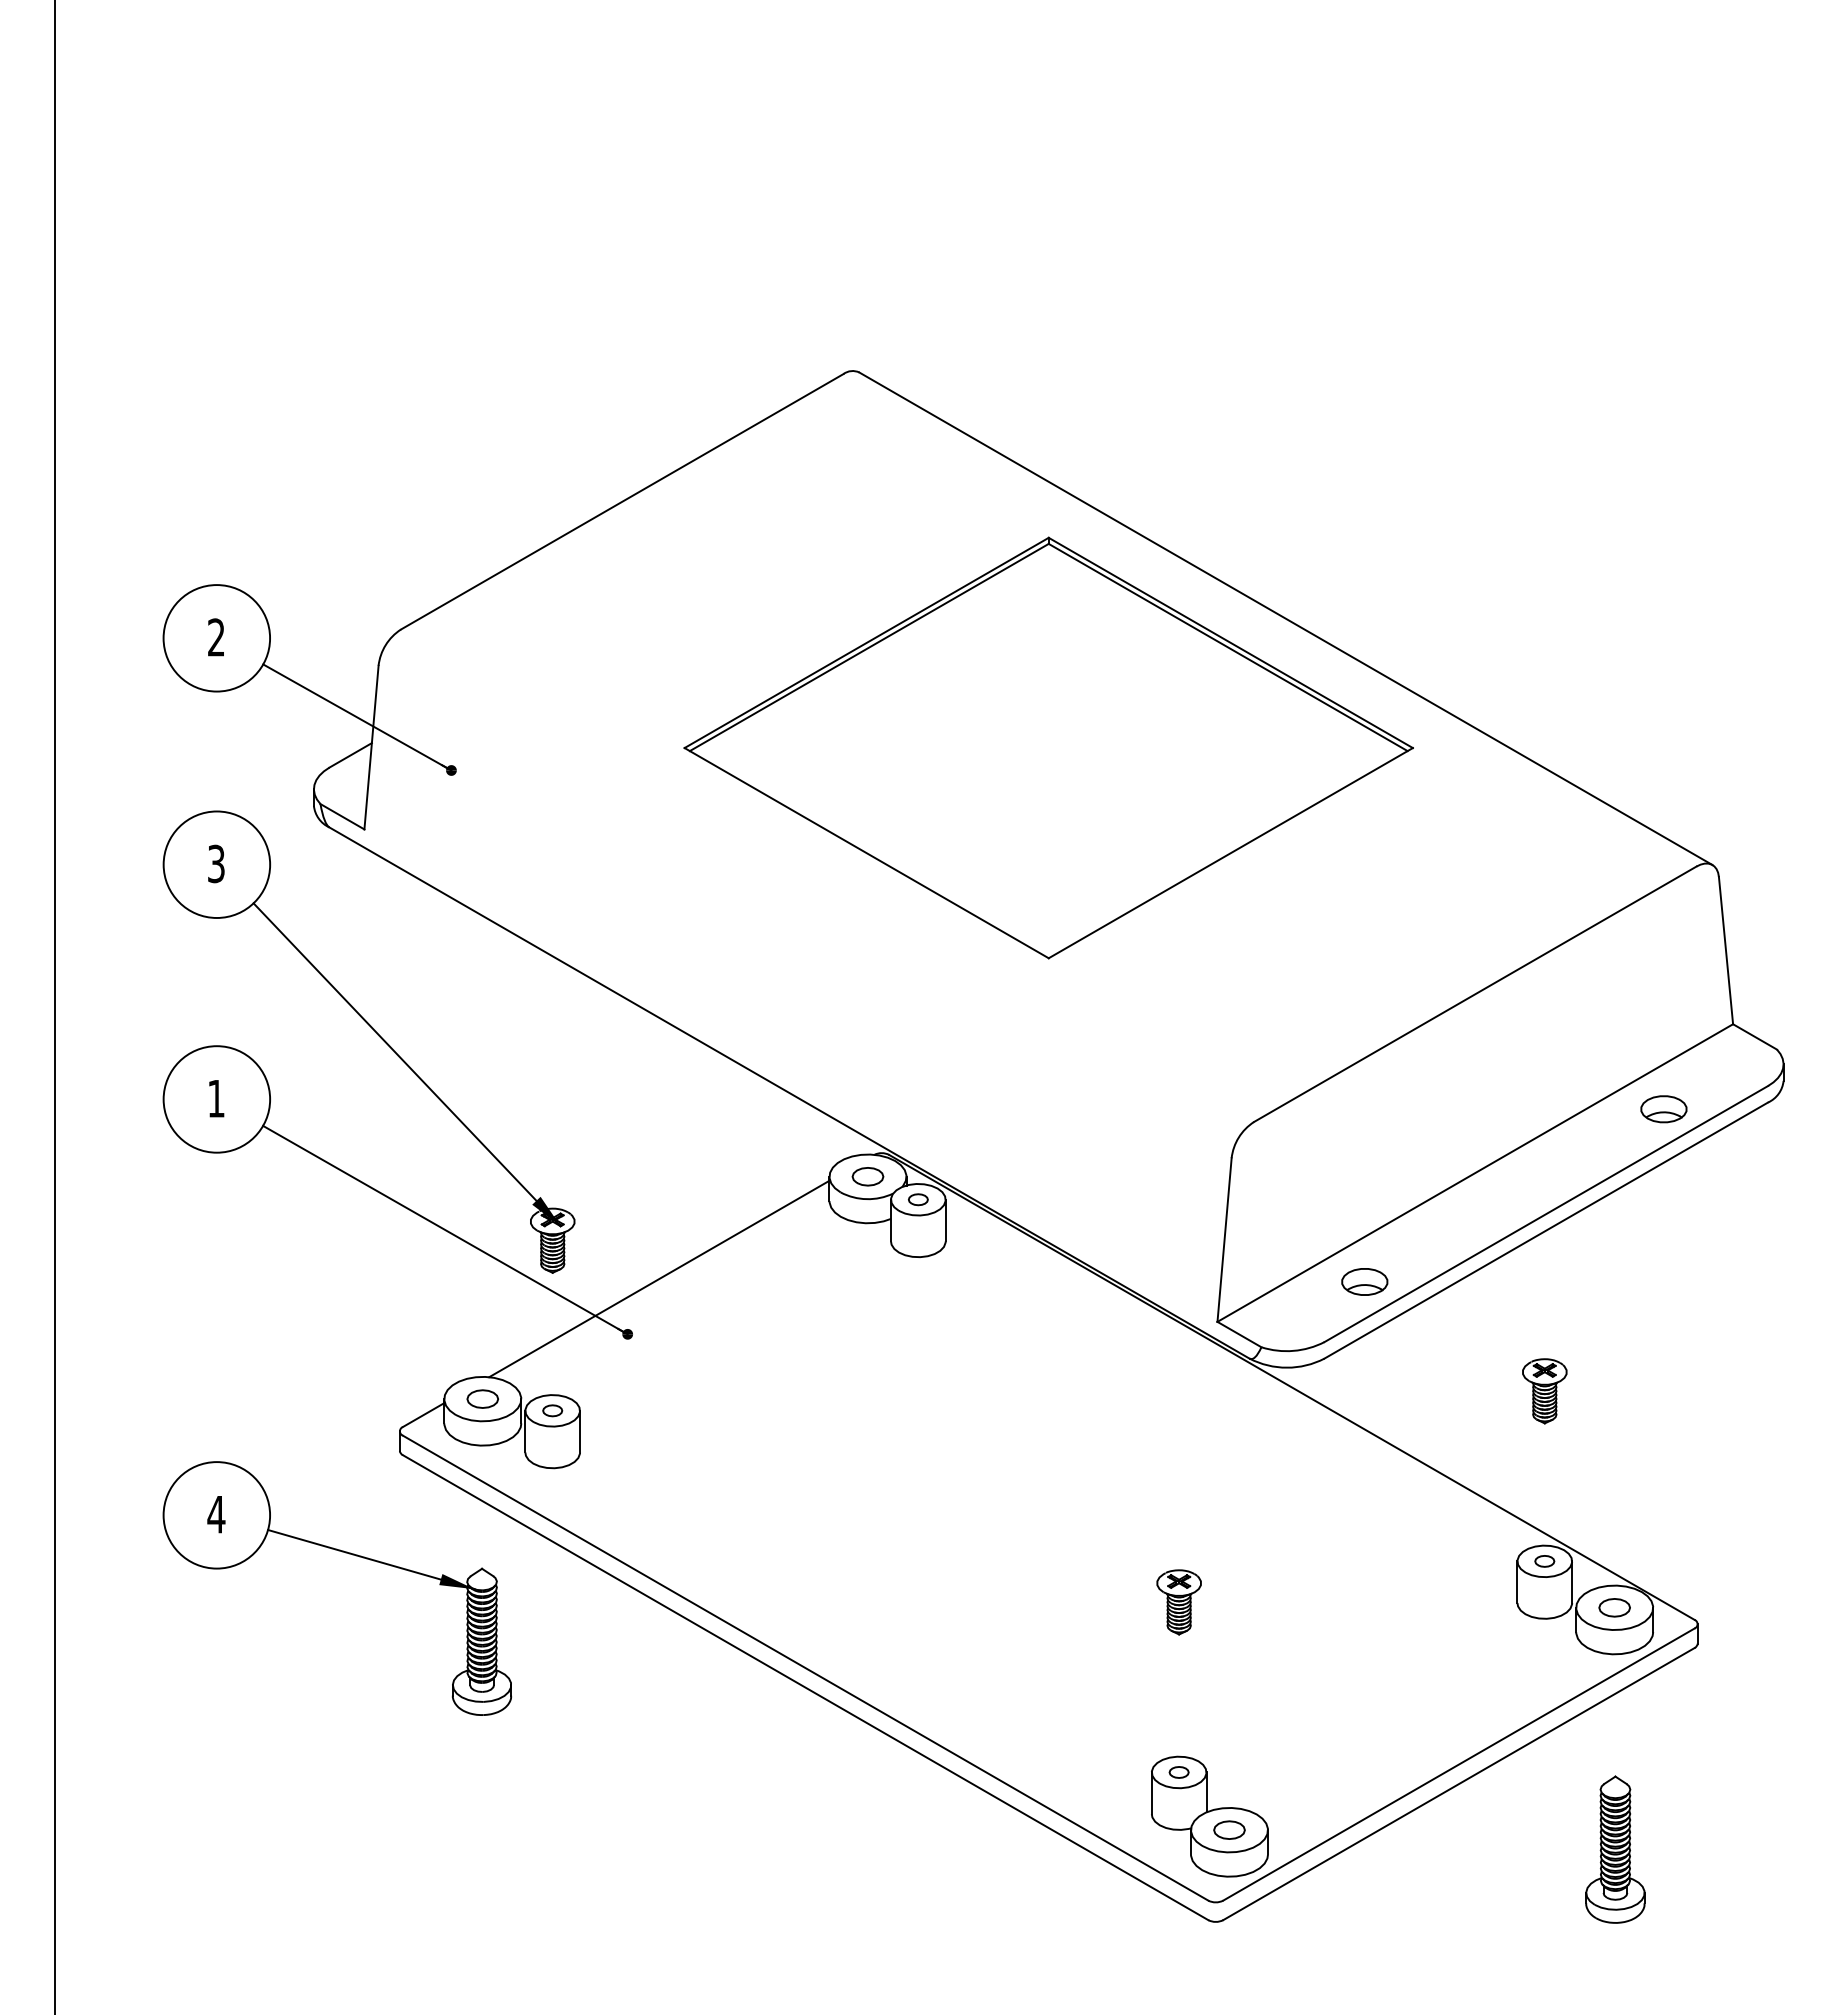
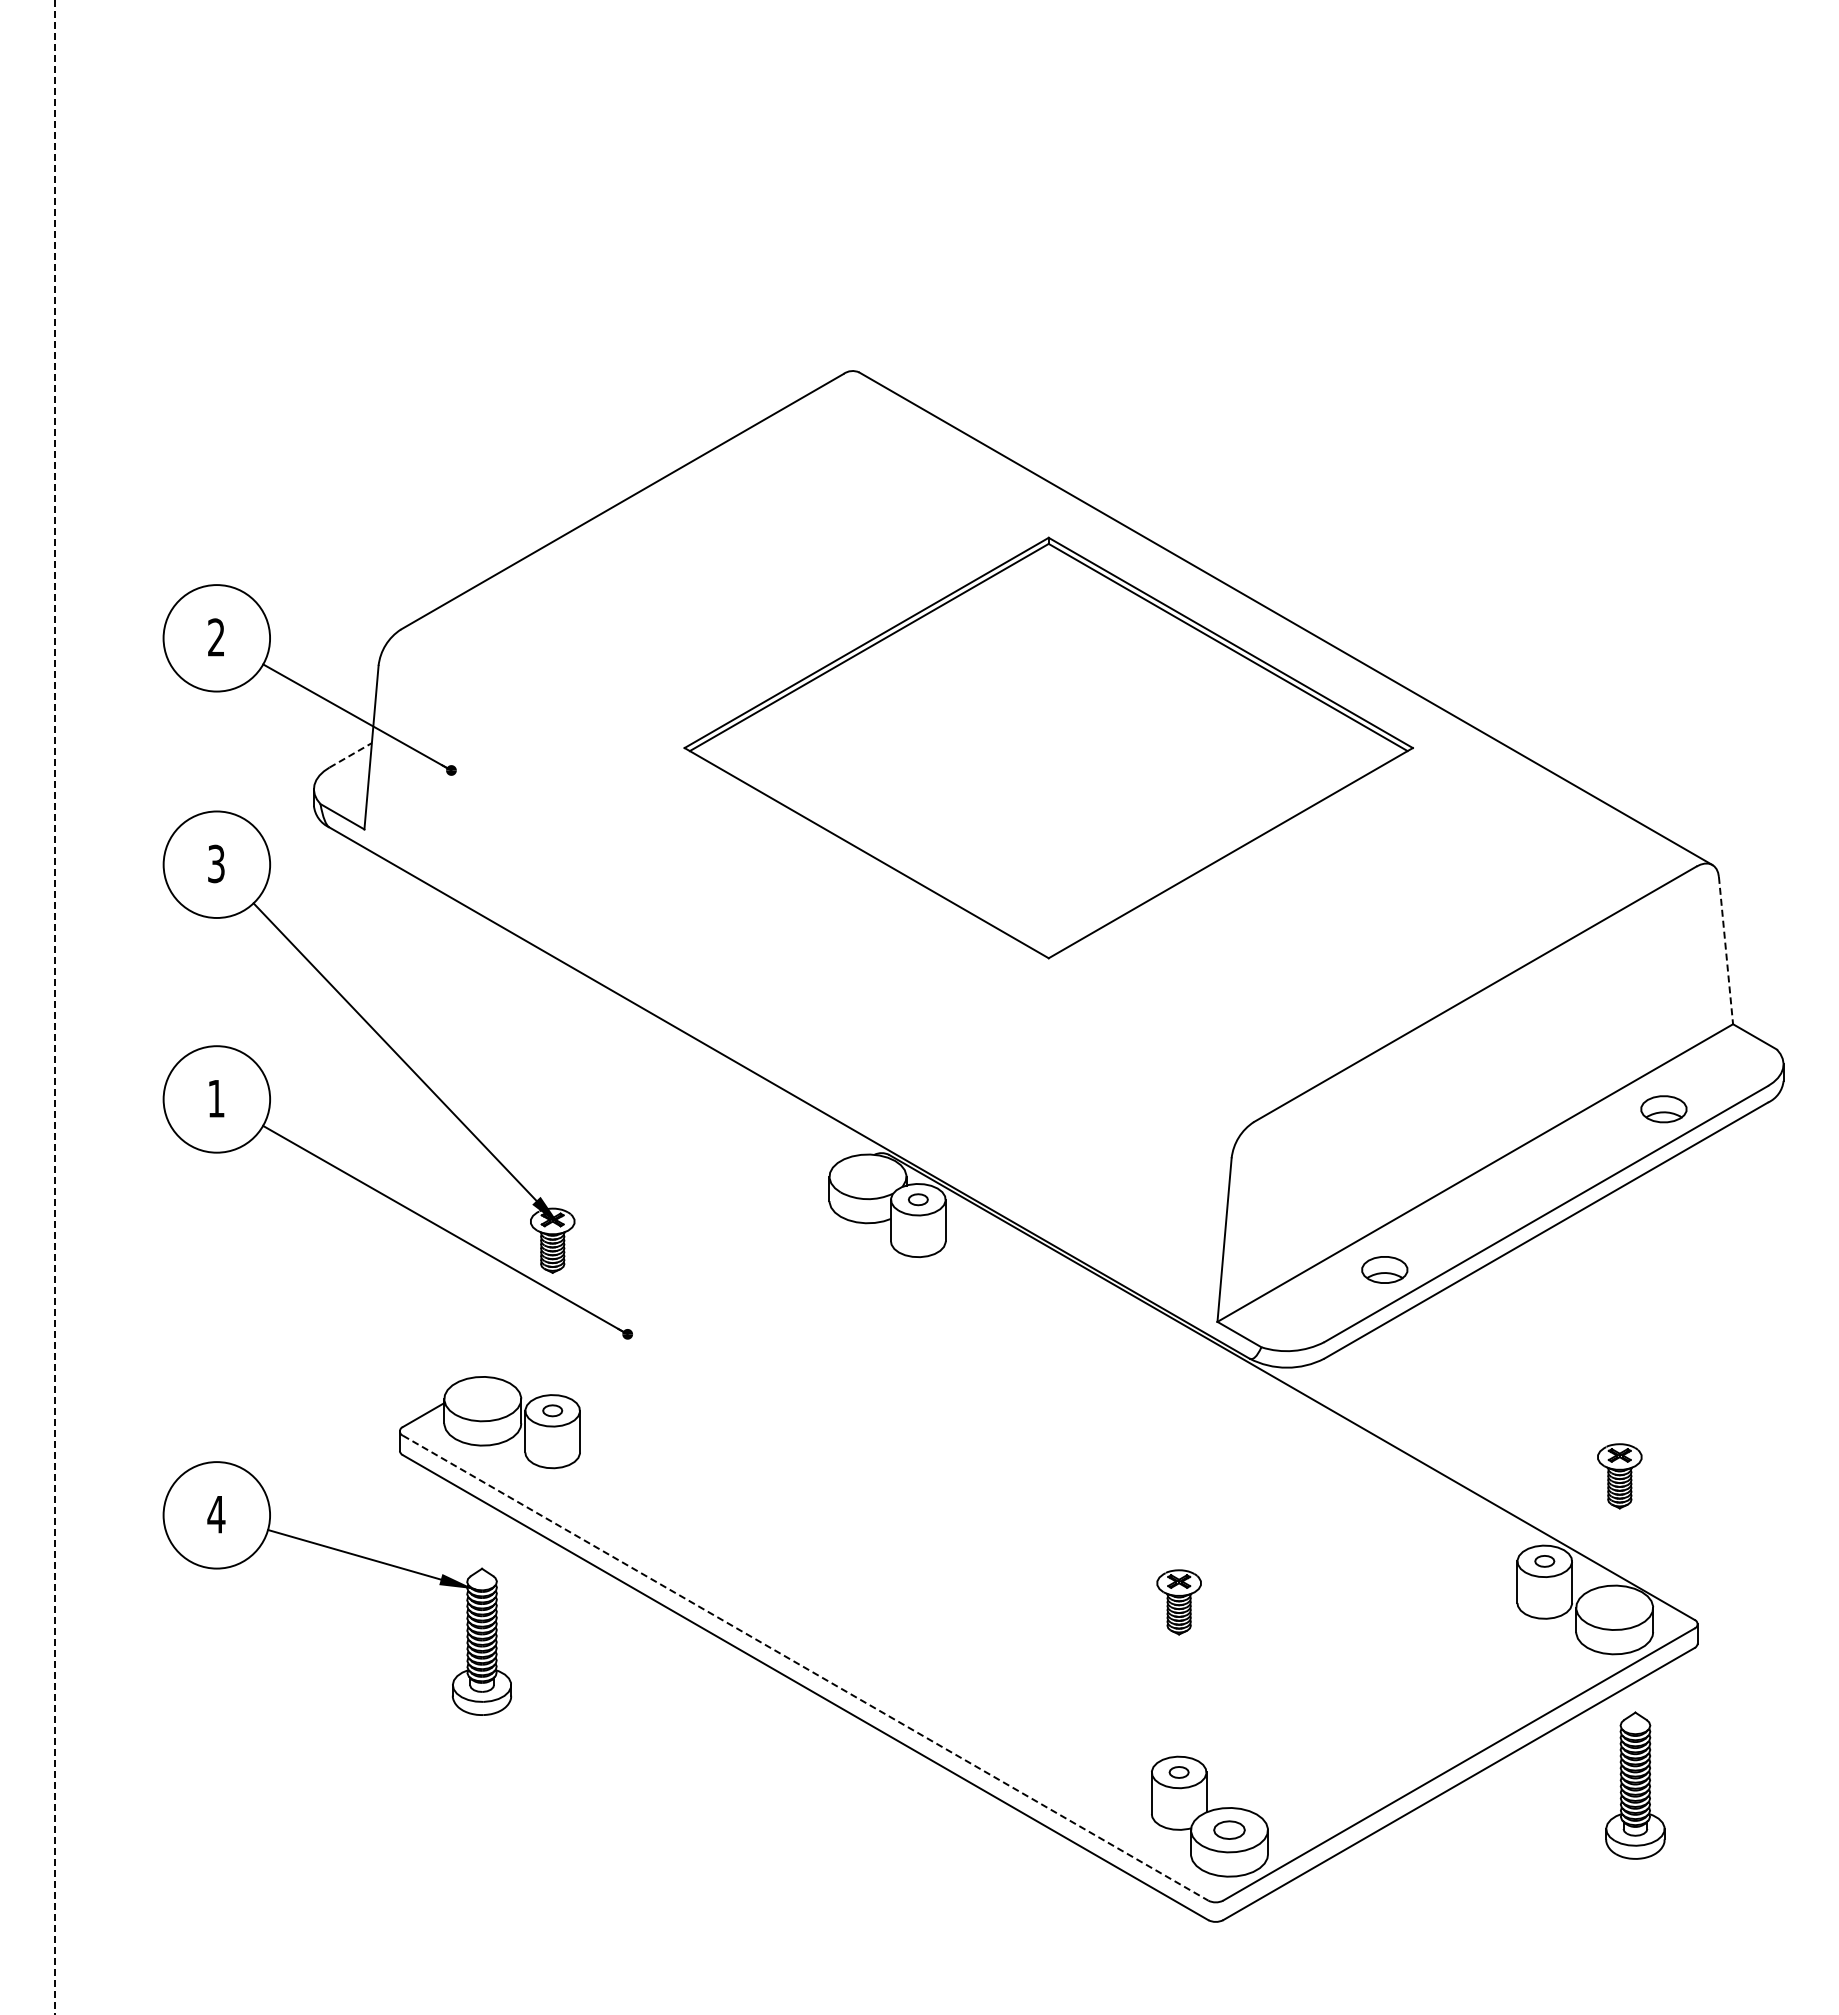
line: solid -> dashed (351, 755)
line: solid -> dashed (1726, 950)
line: solid -> dashed (55, 1007)
part: present -> none (867, 1176)
line: present -> none (659, 1278)
part position: (1364, 1281) -> (1384, 1269) (1384, 1269)
part position: (1544, 1391) -> (1619, 1476) (1619, 1476)
part: present -> none (482, 1398)
part: present -> none (1614, 1607)
line: solid -> dashed (805, 1668)
part position: (1615, 1849) -> (1635, 1785) (1635, 1785)
